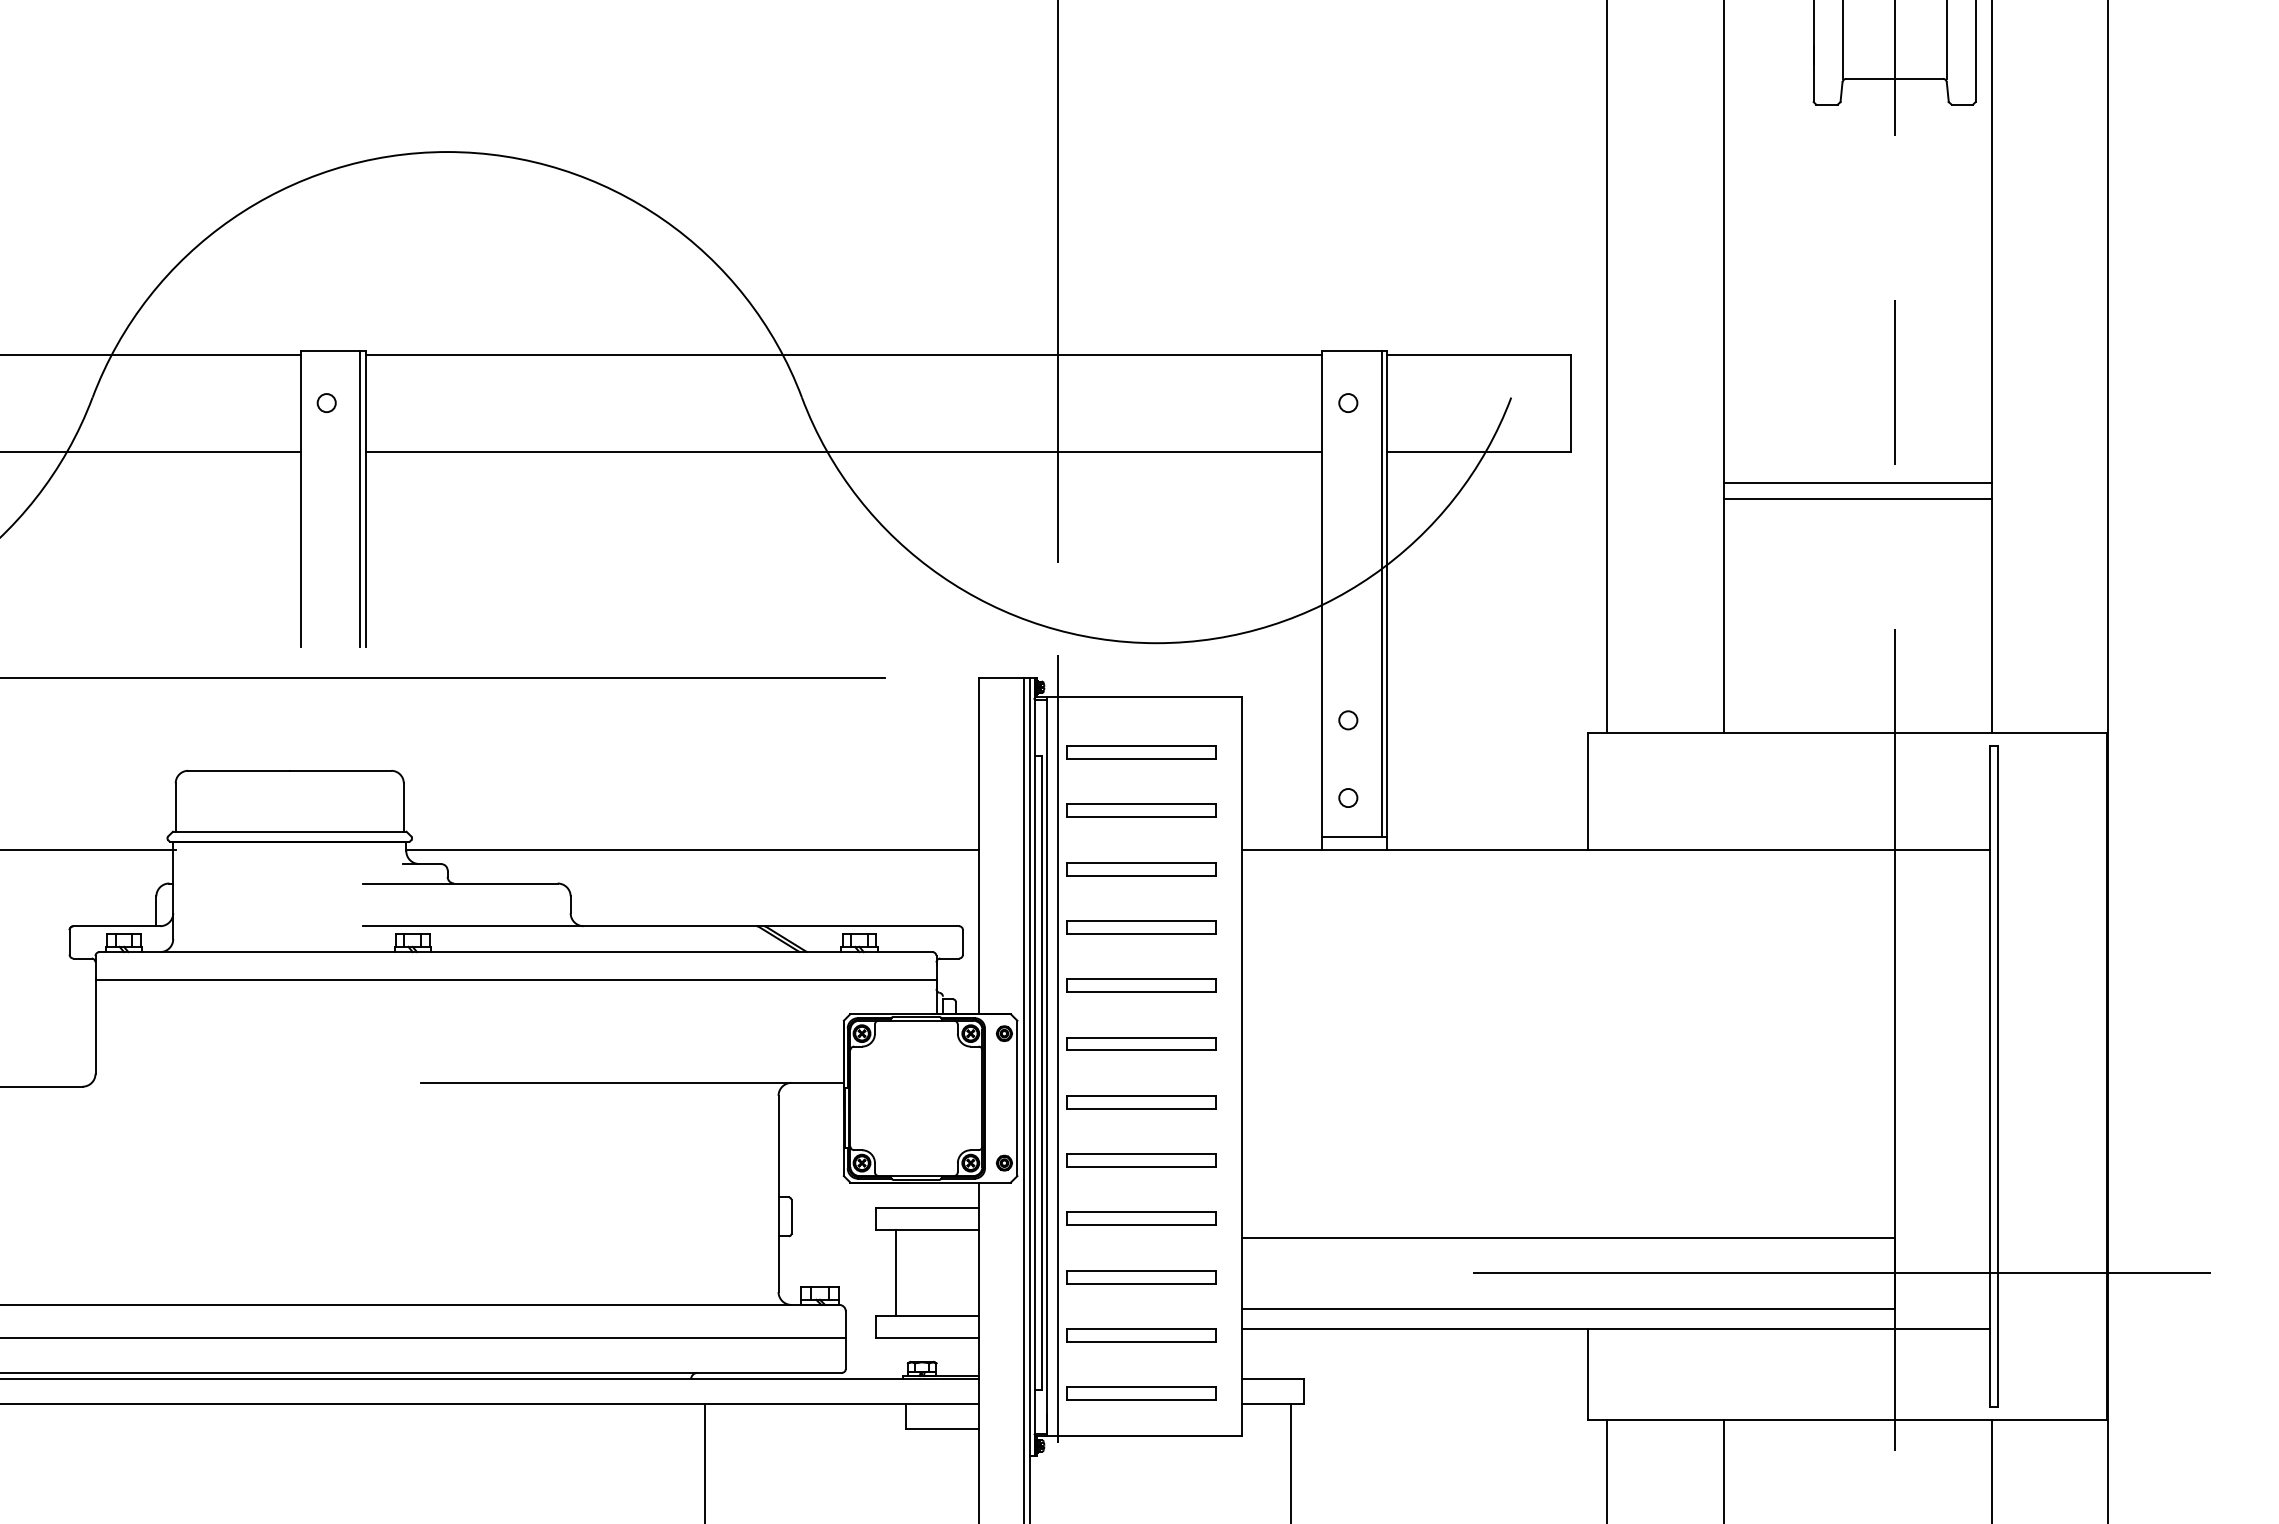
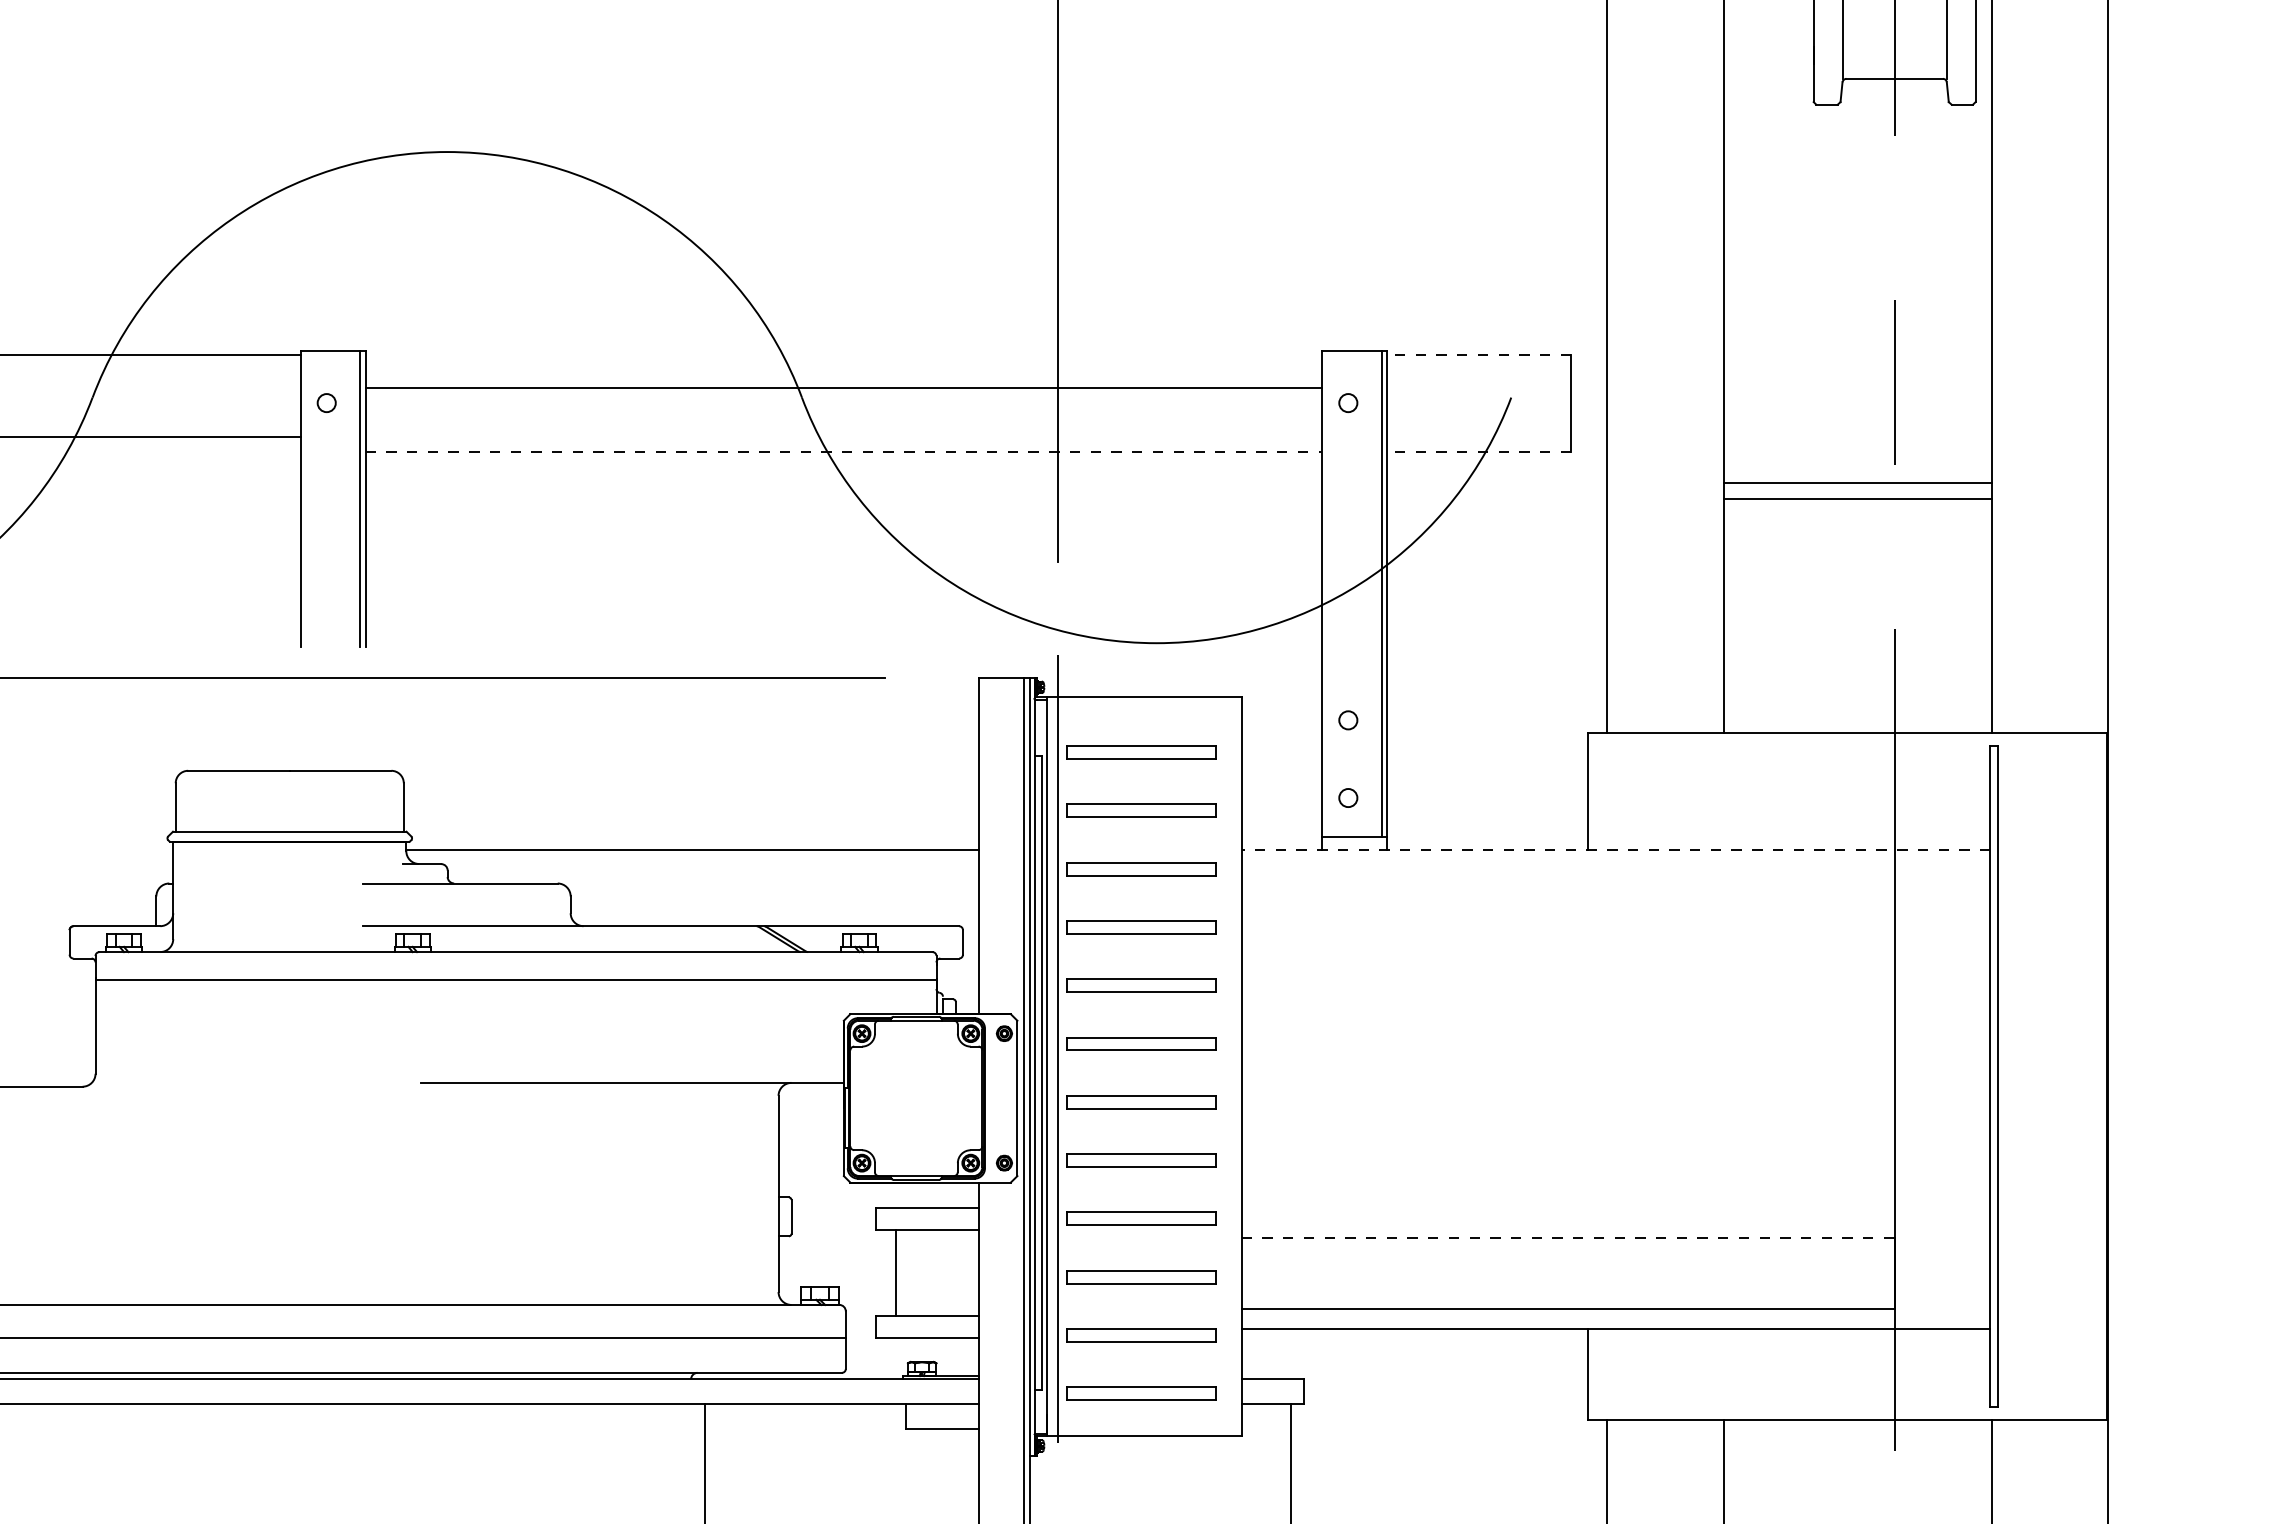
line position: (843, 354) -> (843, 387) (843, 387)
line: solid -> dashed (1479, 354)
line position: (151, 451) -> (151, 436) (151, 436)
line: solid -> dashed (844, 451)
line: solid -> dashed (1479, 451)
line: present -> none (88, 849)
line: solid -> dashed (1615, 849)
line: solid -> dashed (1568, 1237)
line: present -> none (1841, 1273)
